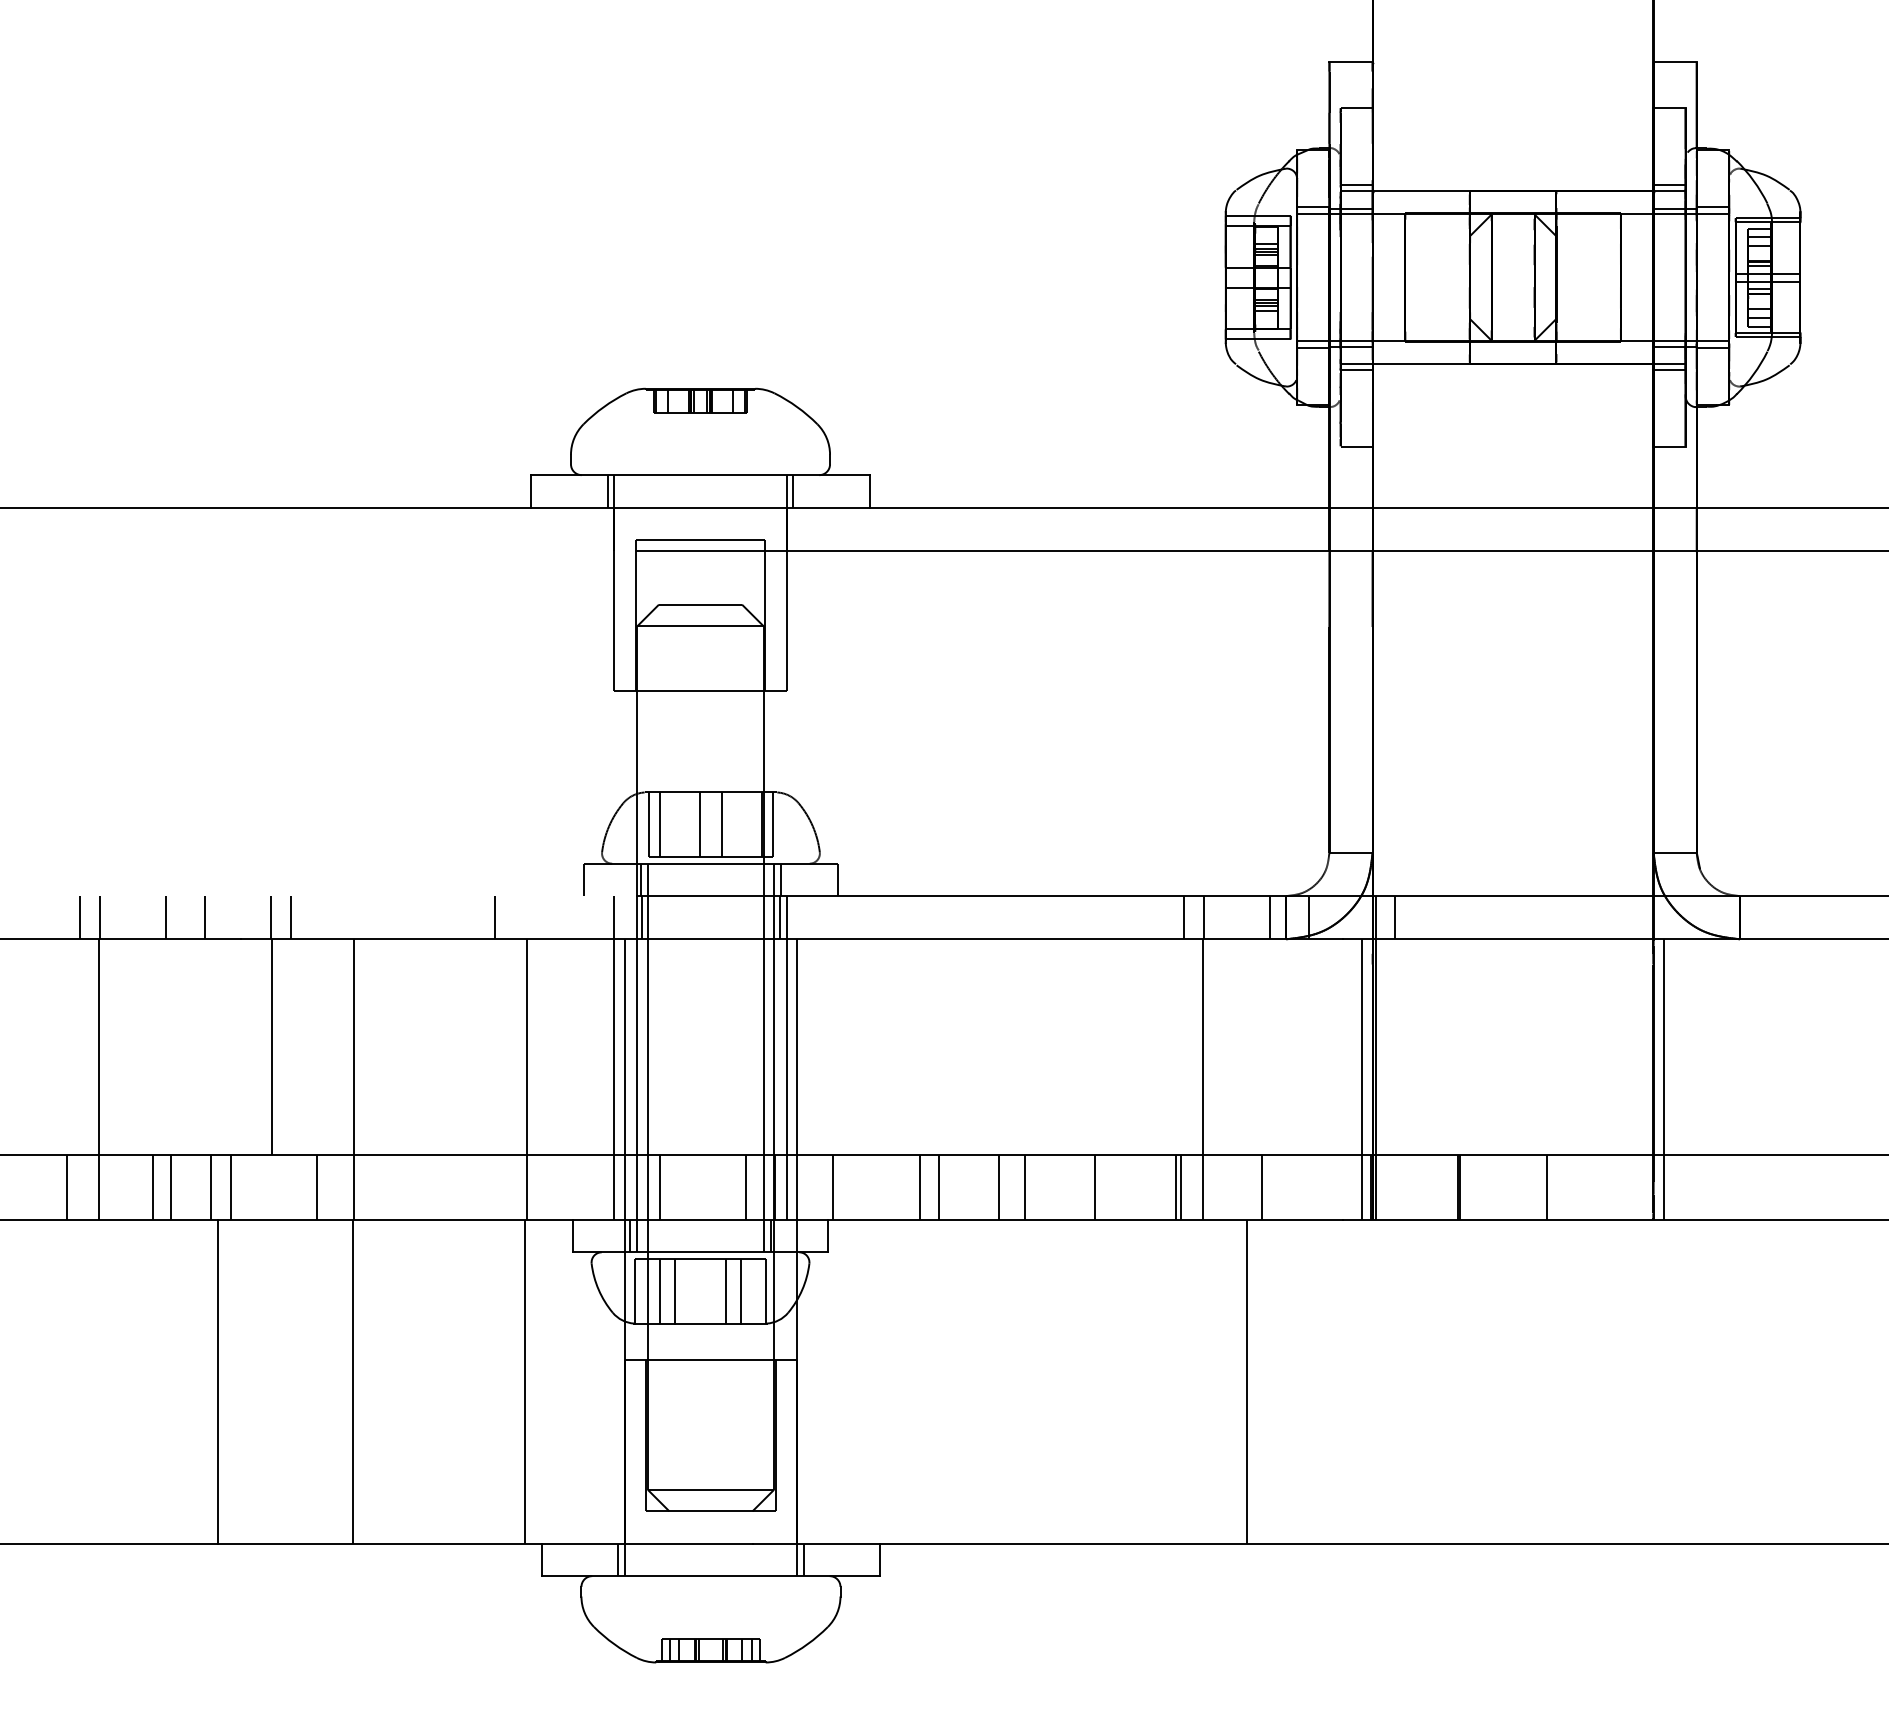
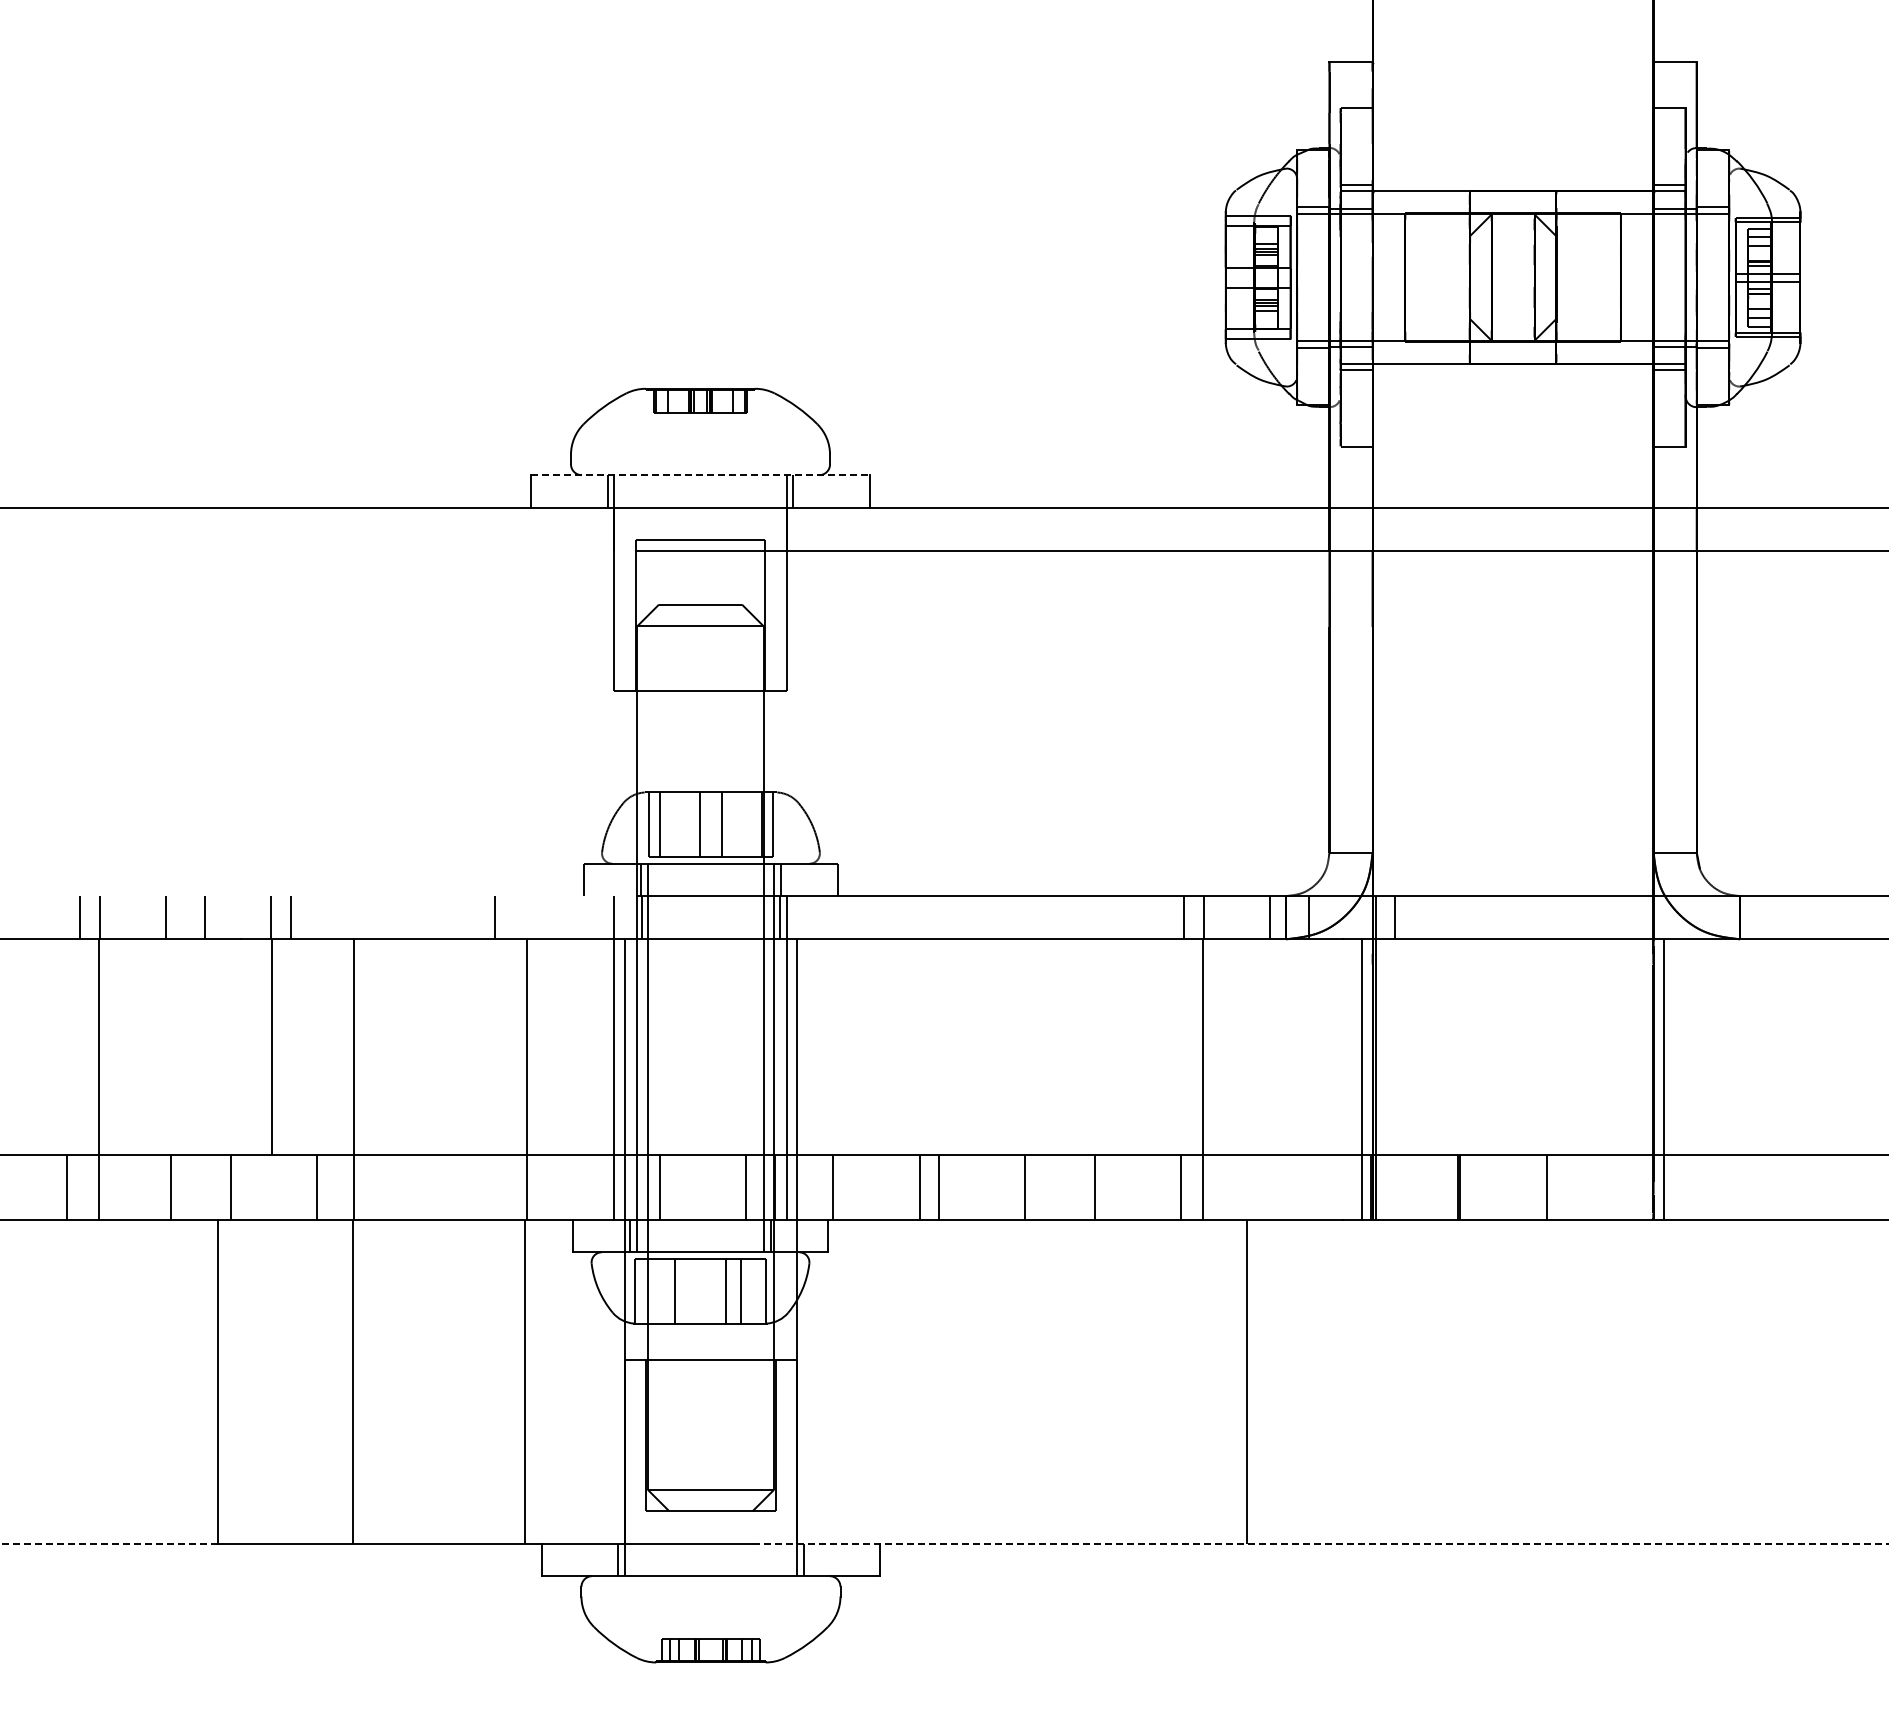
line: solid -> dashed (701, 475)
line: present -> none (153, 1187)
line: present -> none (211, 1187)
line: present -> none (998, 1187)
line: present -> none (1175, 1187)
line: present -> none (1262, 1187)
line: present -> none (660, 1290)
line: solid -> dashed (108, 1543)
line: solid -> dashed (1320, 1543)
